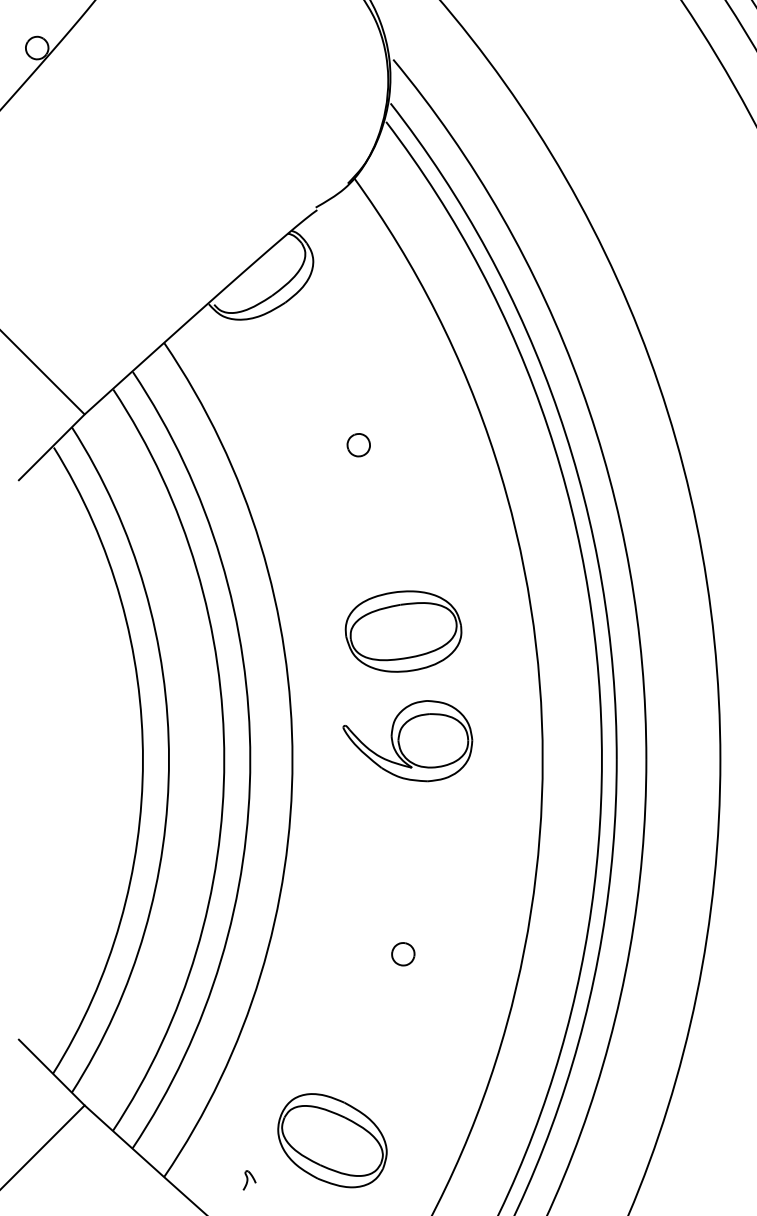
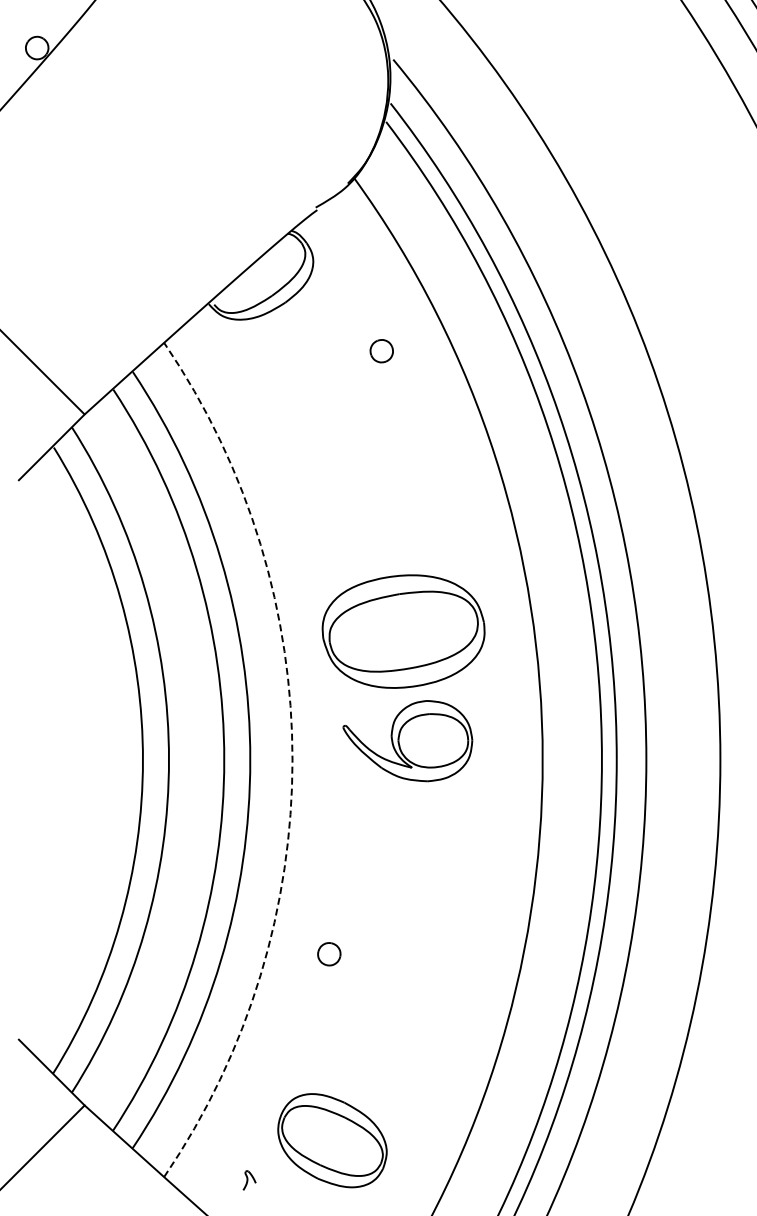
part position: (358, 445) -> (381, 351) (381, 351)
part size: 119x83 px -> 165x115 px (403, 631)
arc: solid -> dashed (292, 760)
part position: (403, 954) -> (329, 954) (329, 954)
